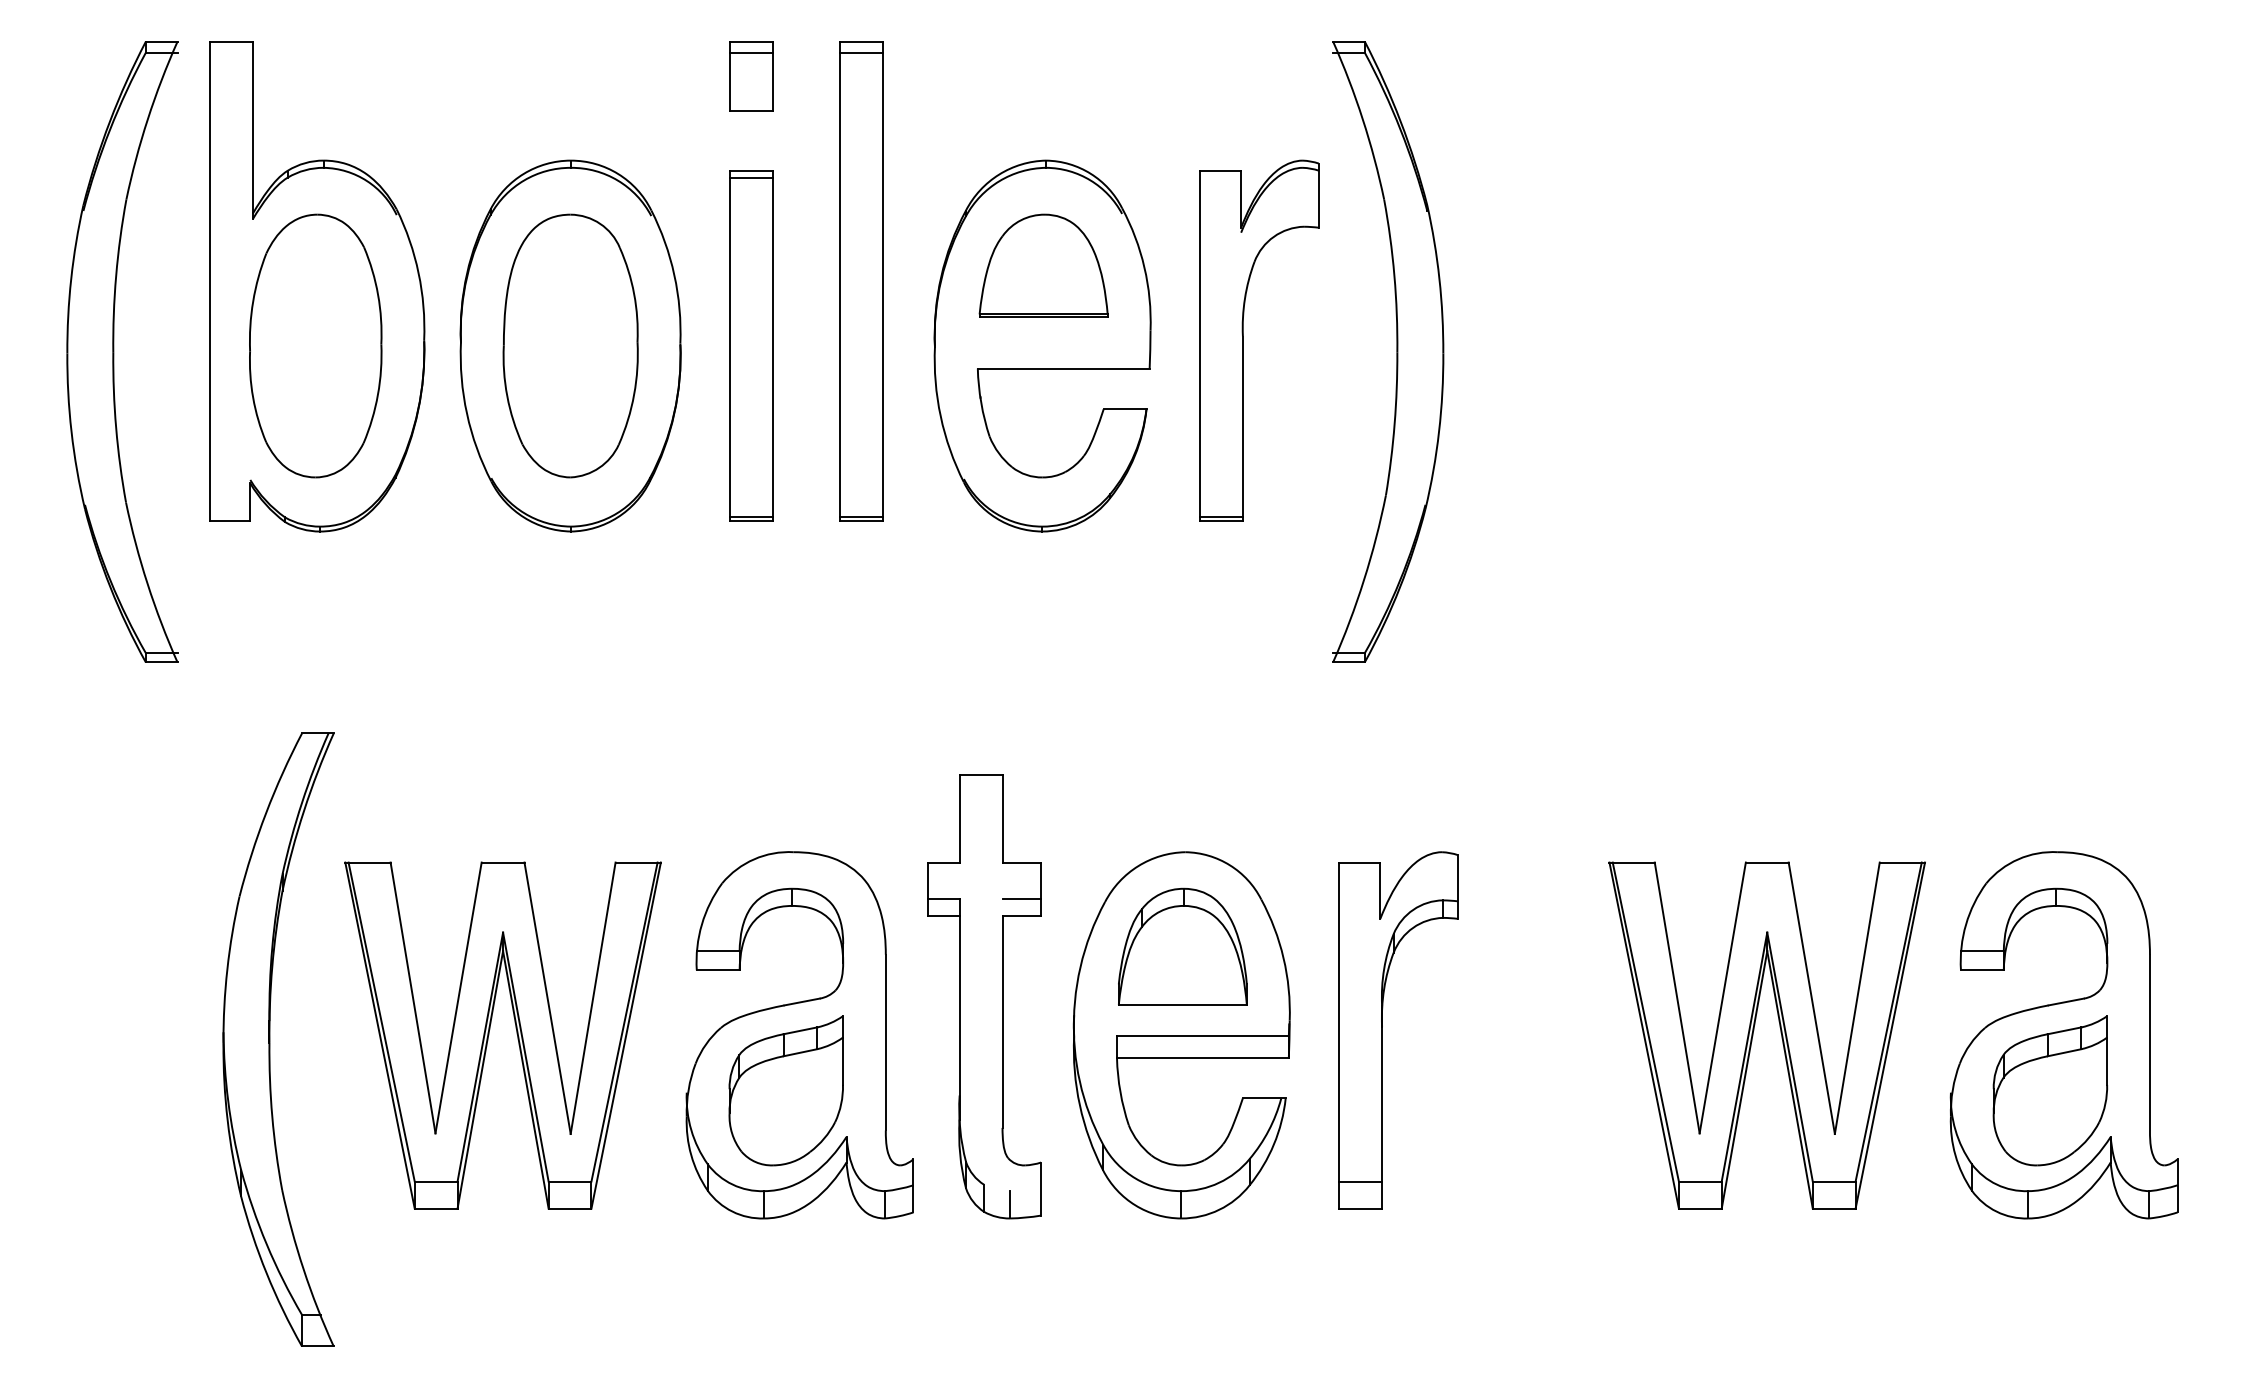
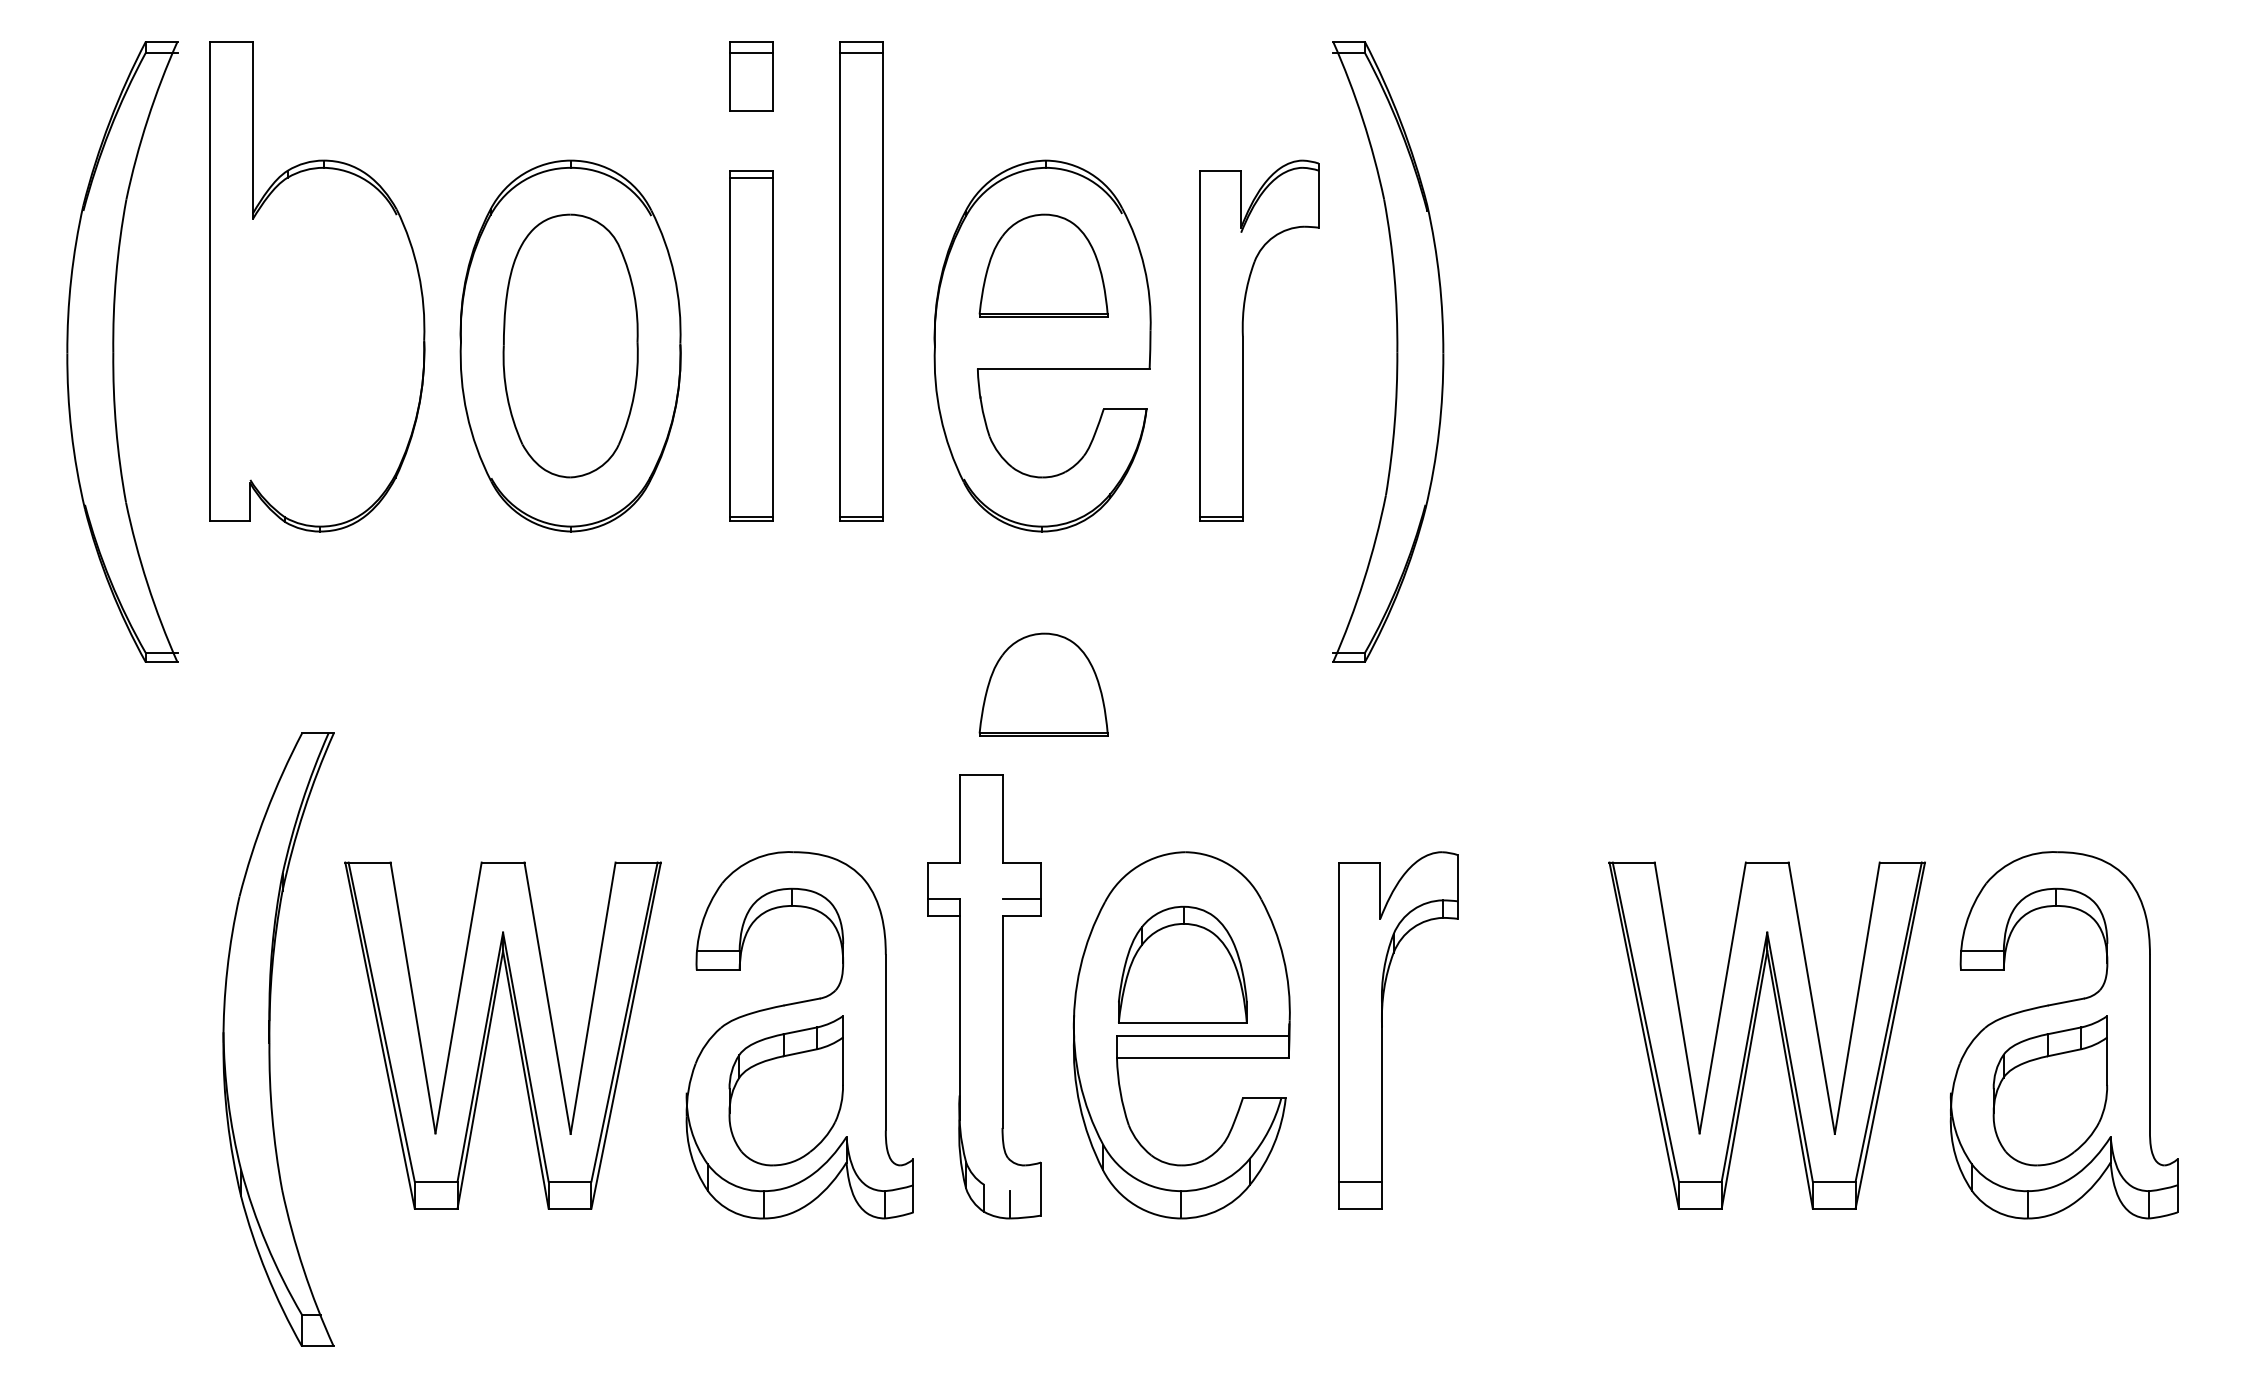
part: present -> none (315, 345)
part: none -> present (1043, 684)
part position: (1182, 946) -> (1182, 964) (1182, 964)
